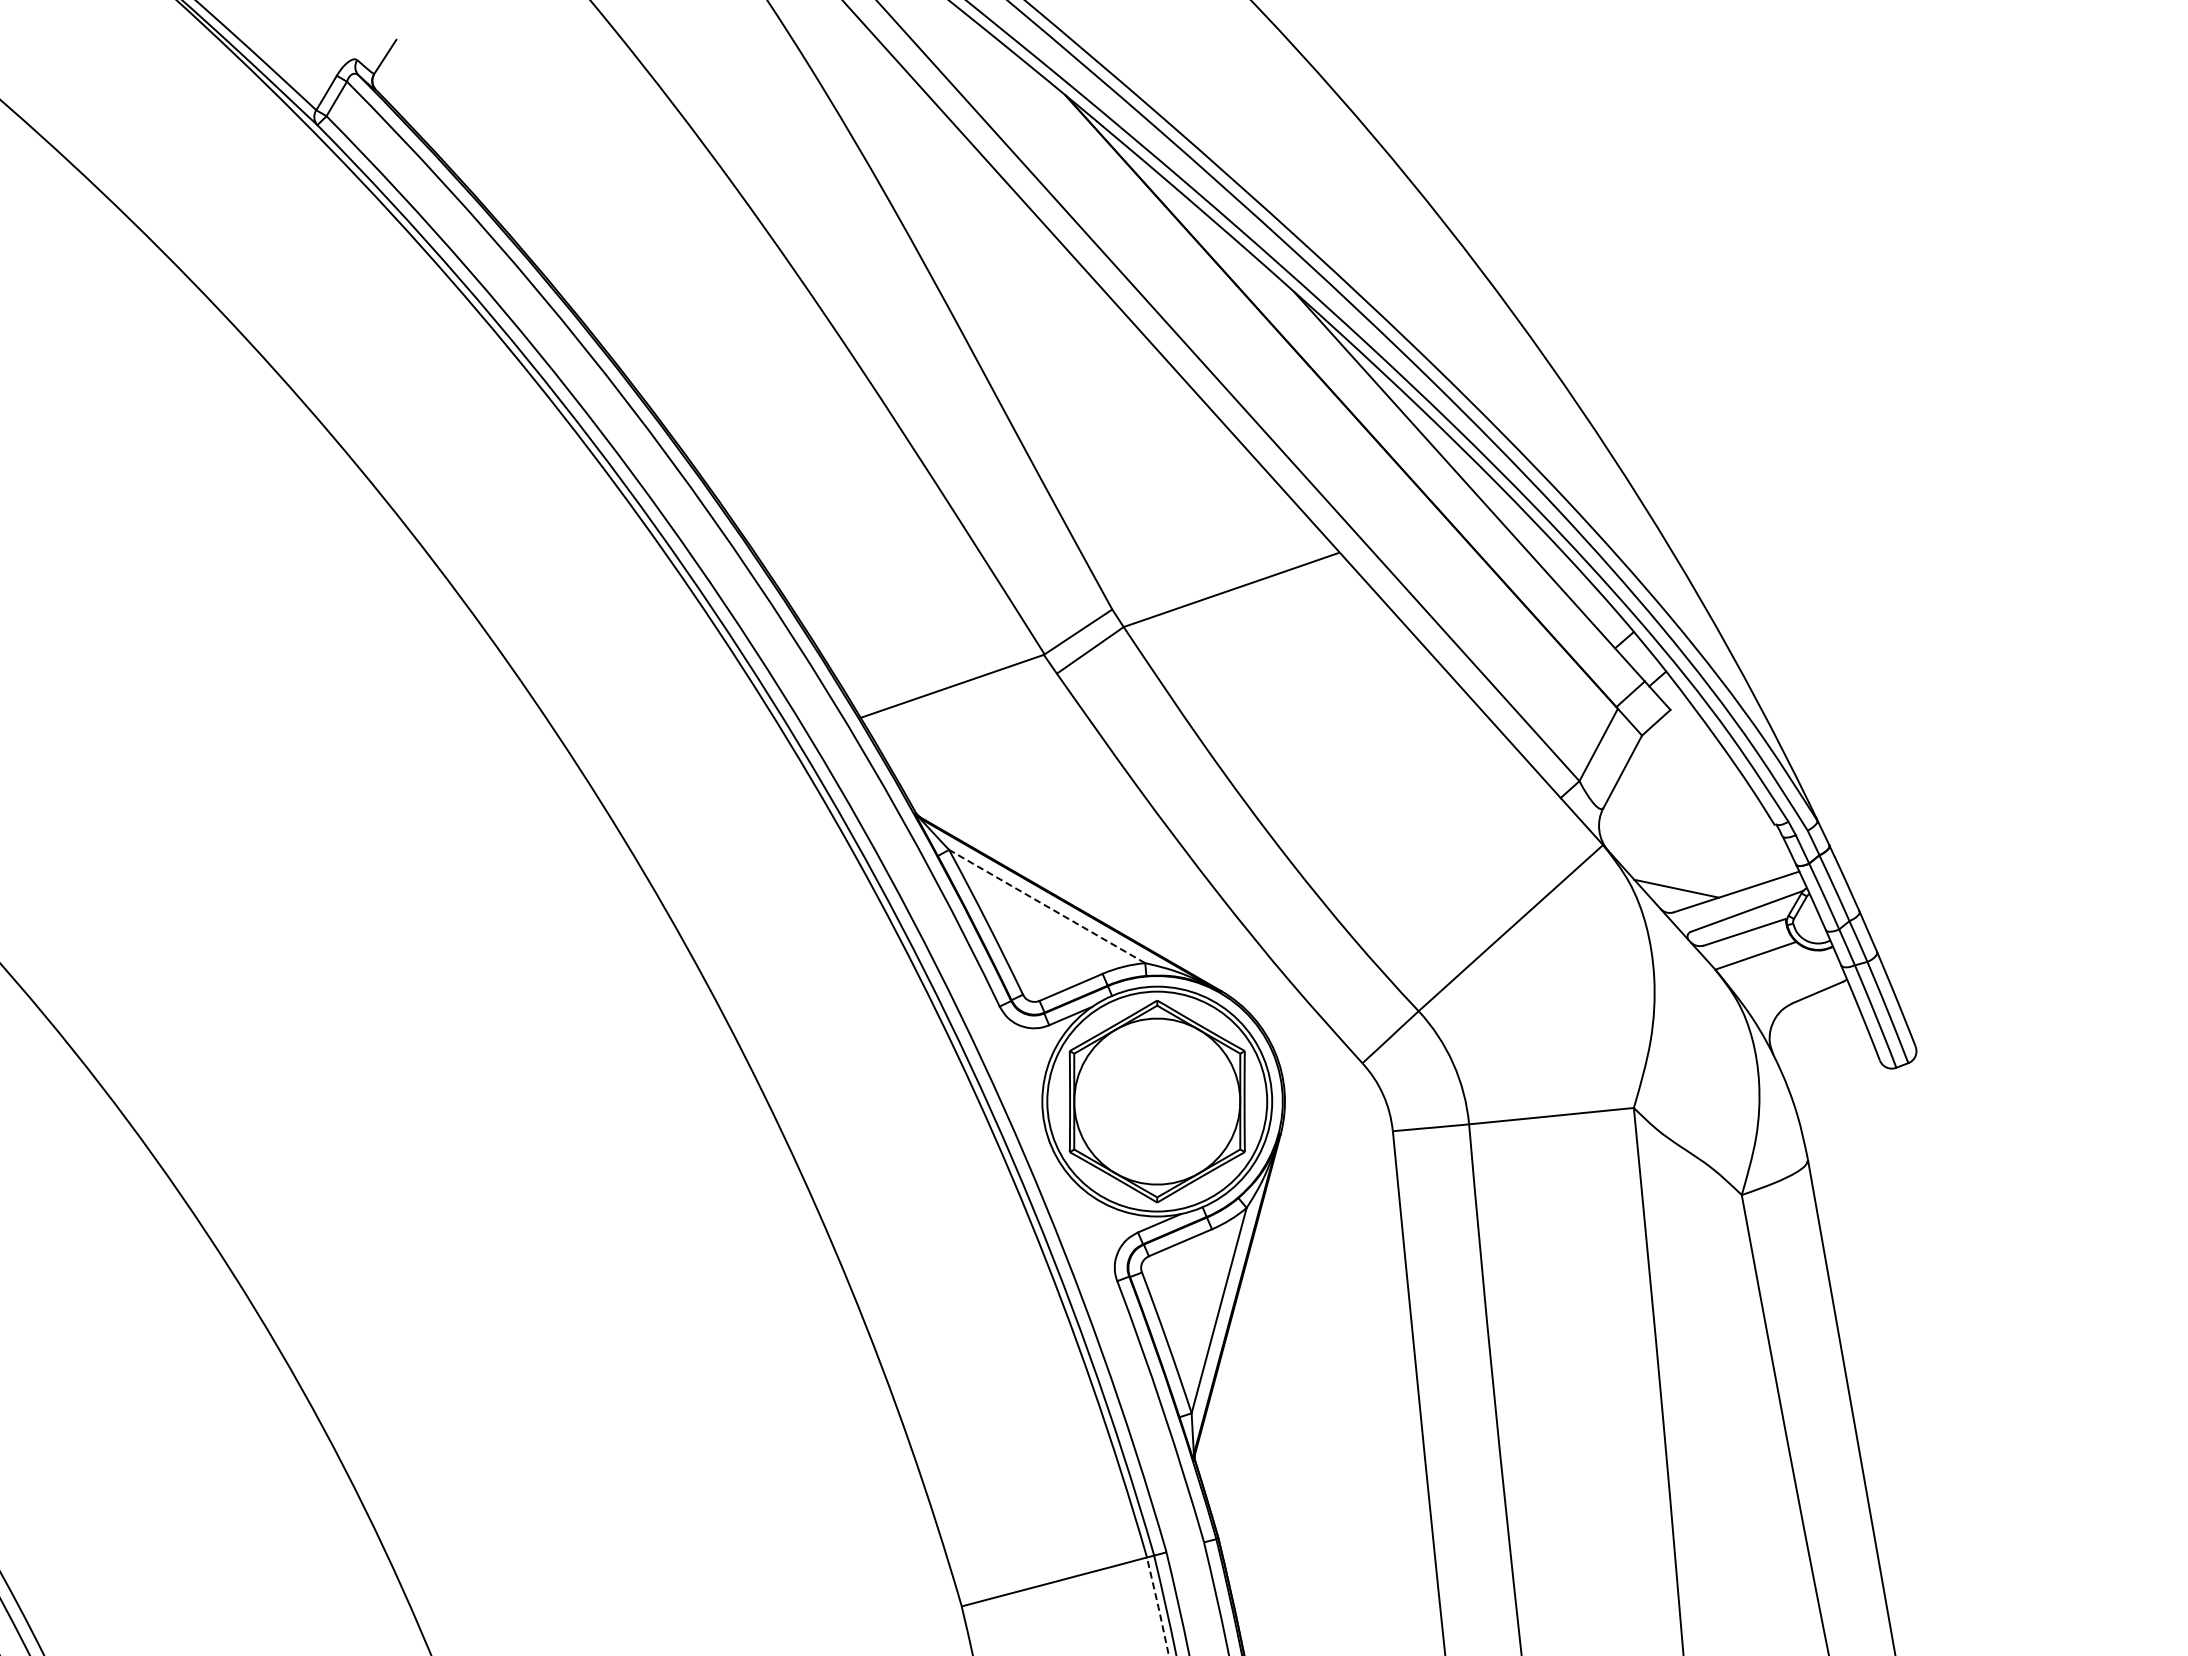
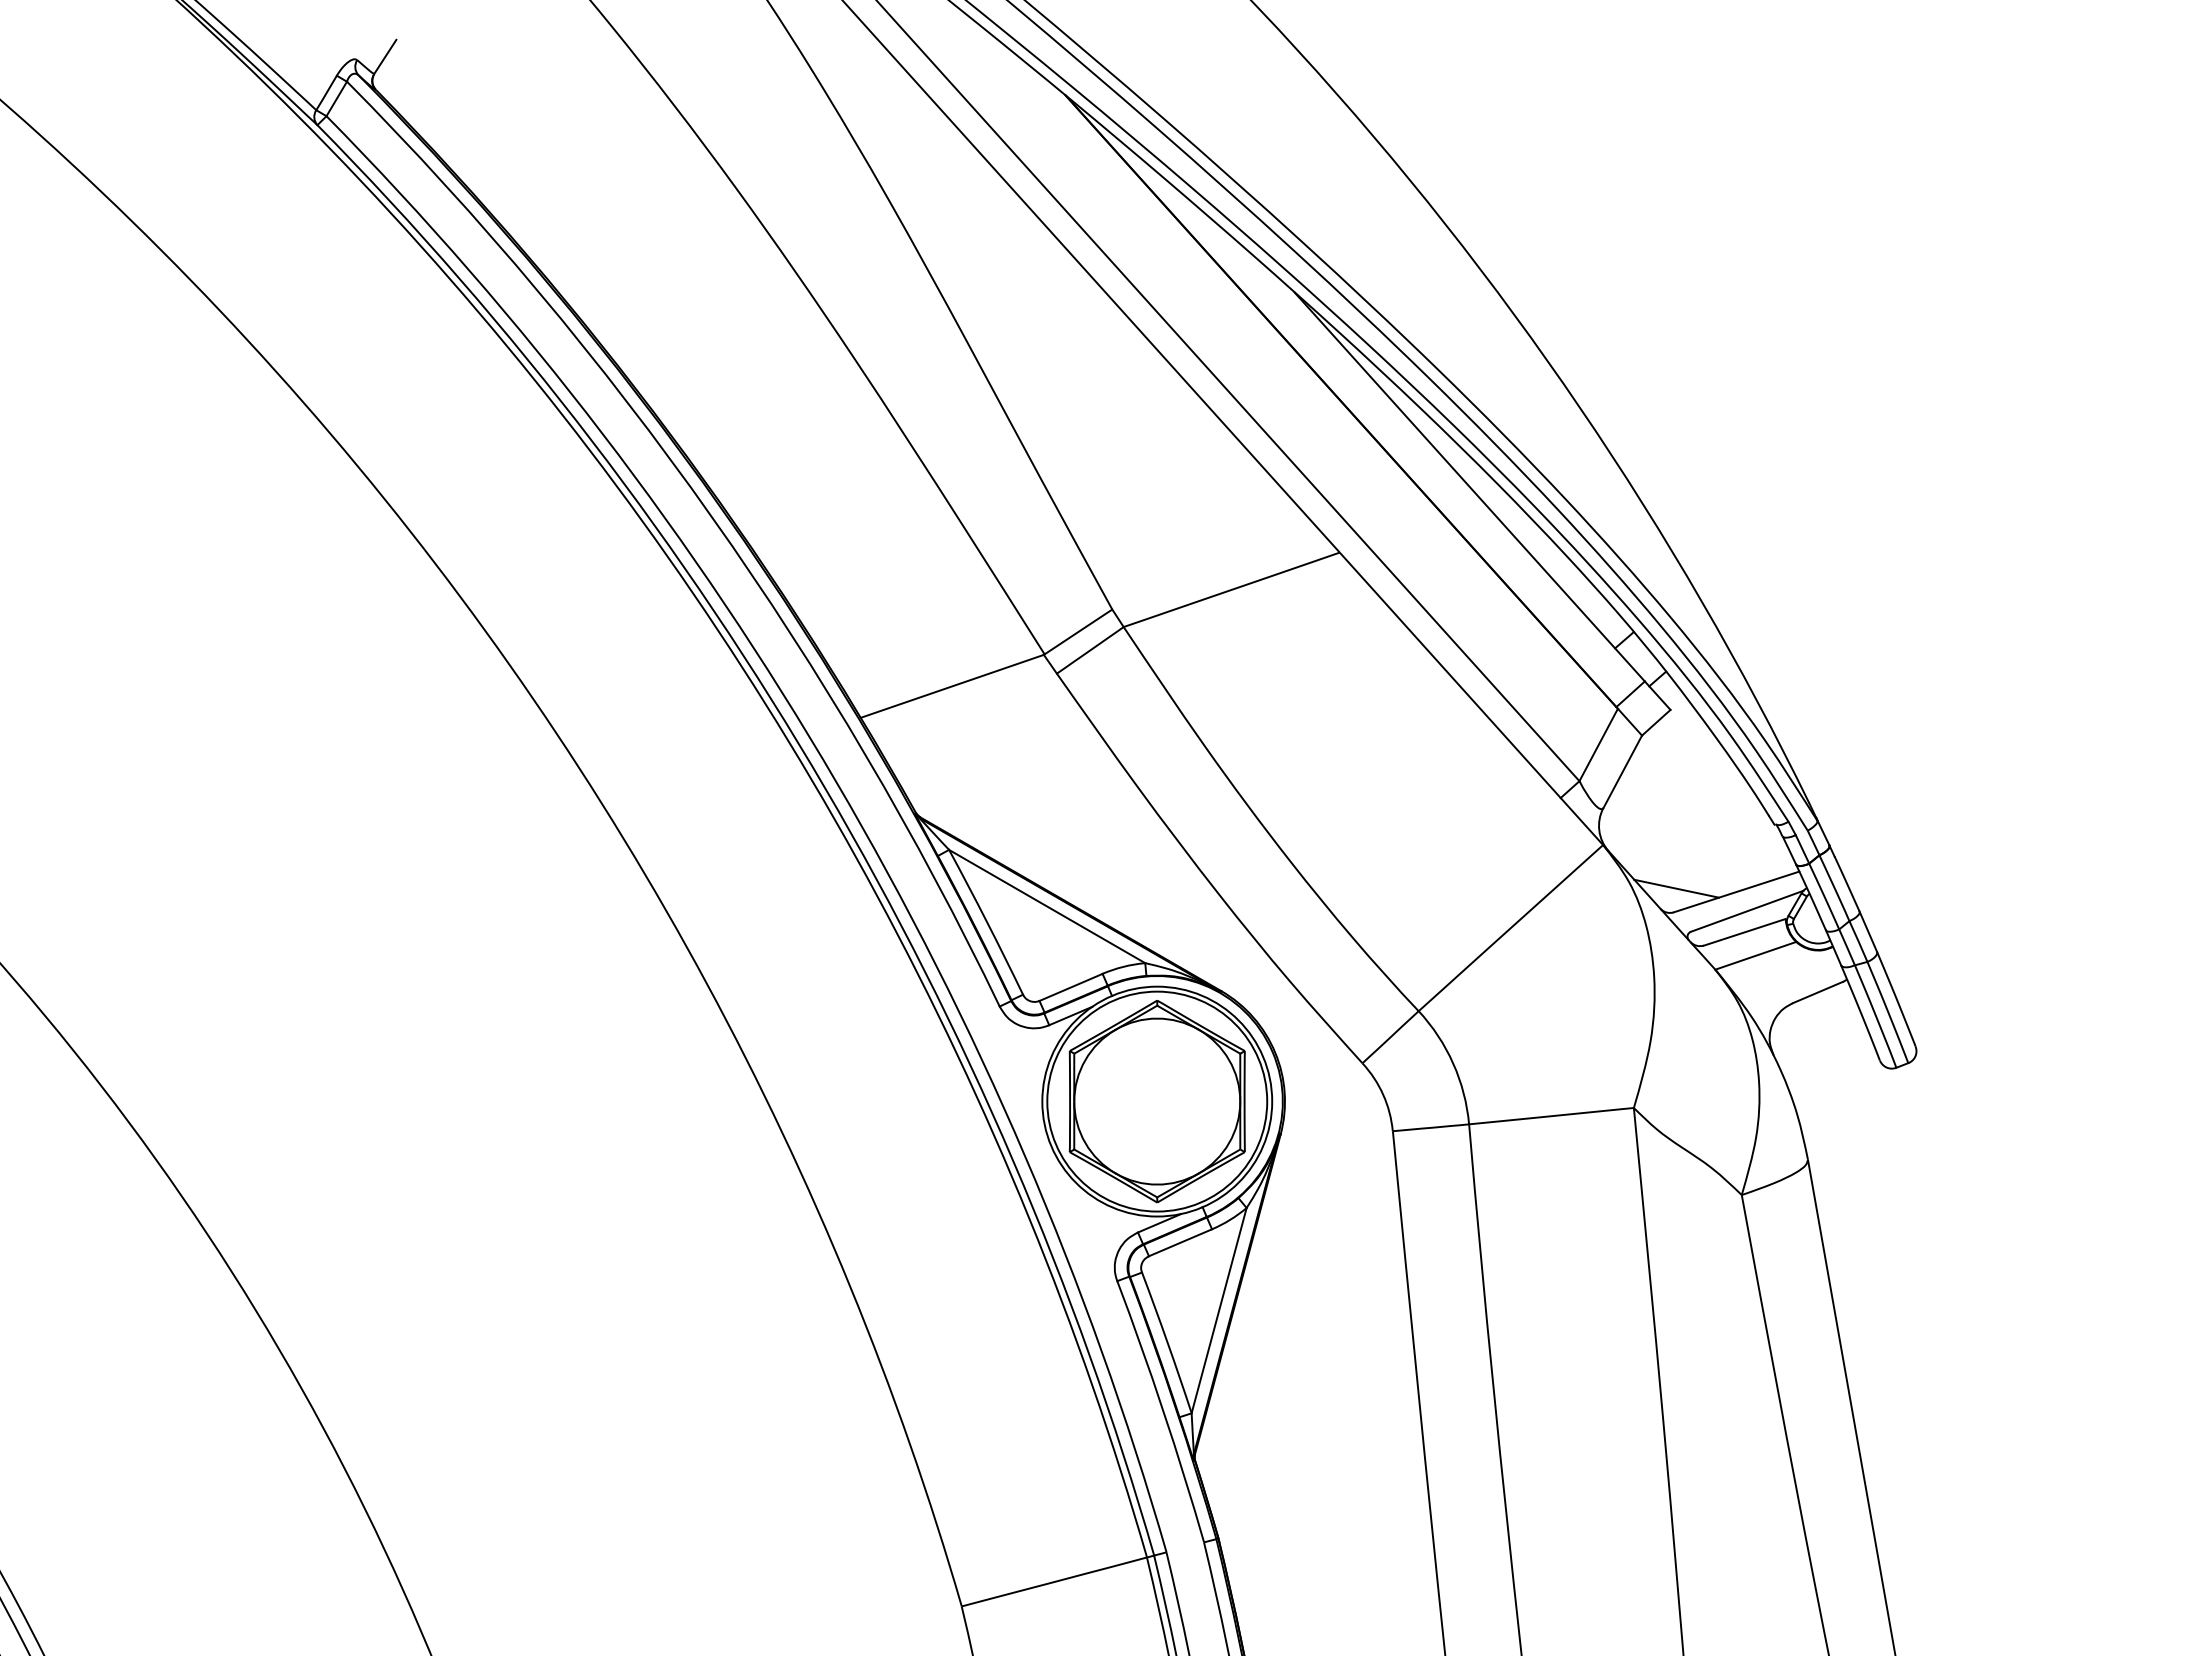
line: dashed -> solid (1046, 906)
arc: dashed -> solid (1158, 1606)
